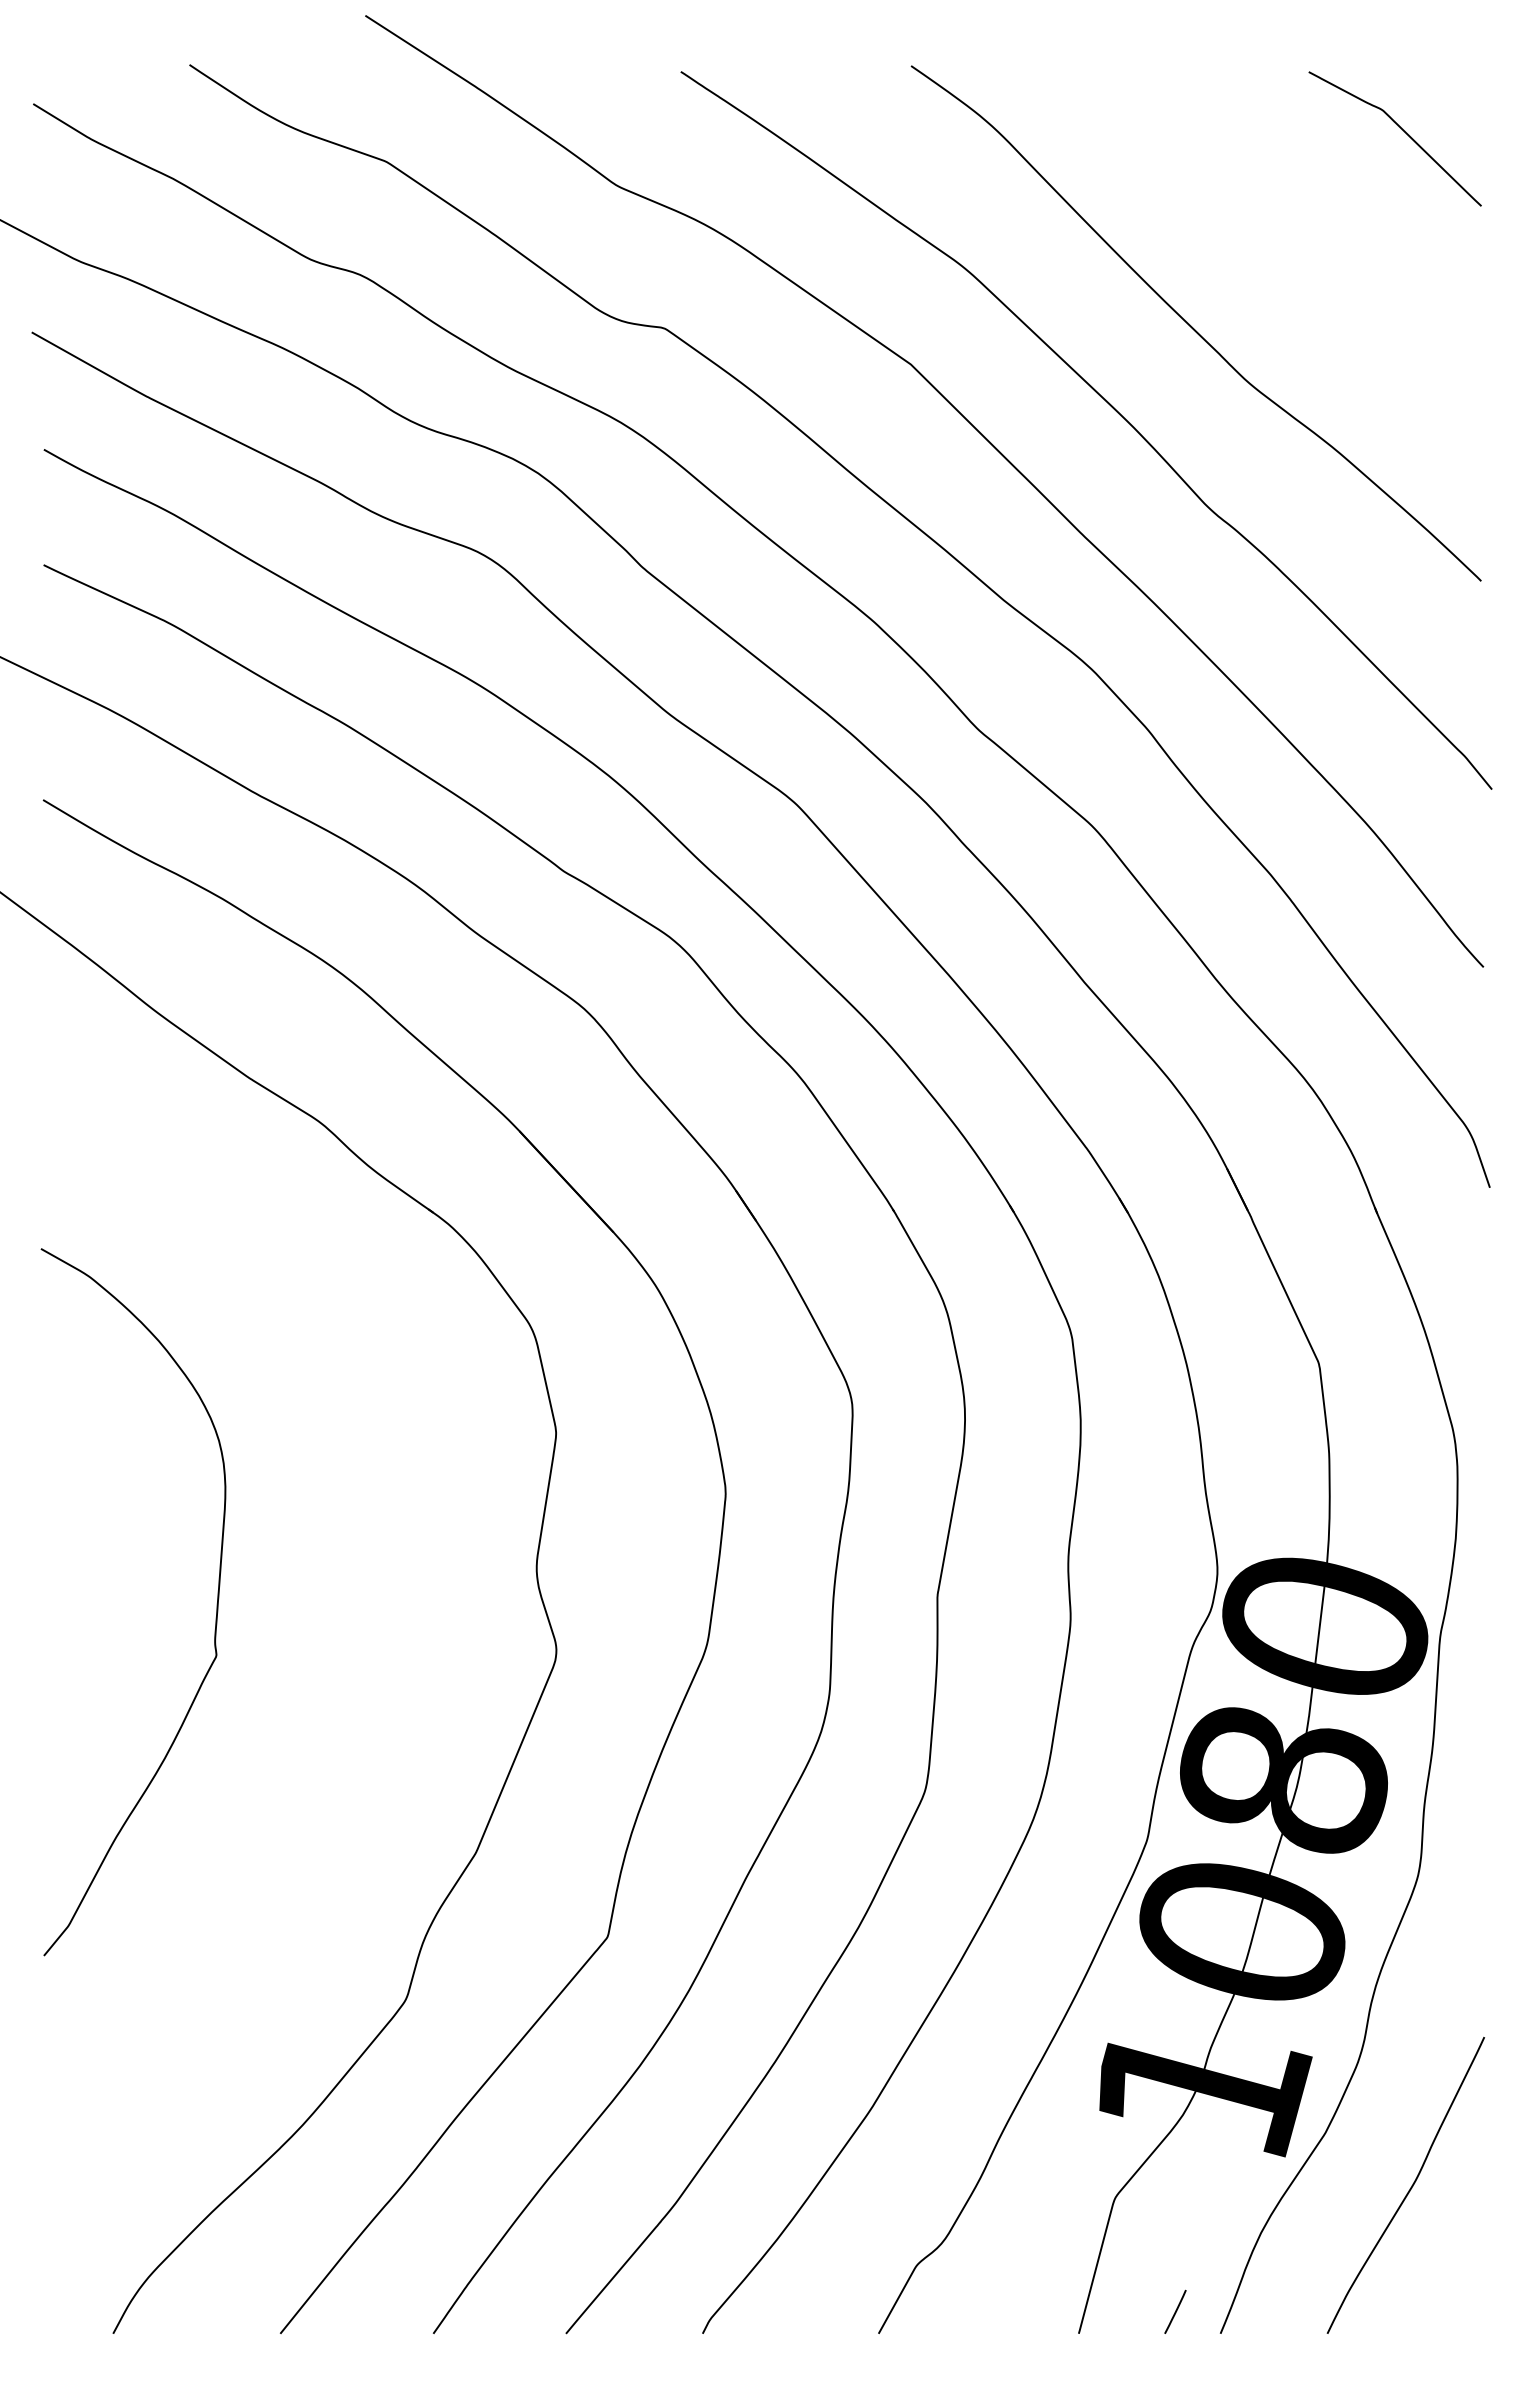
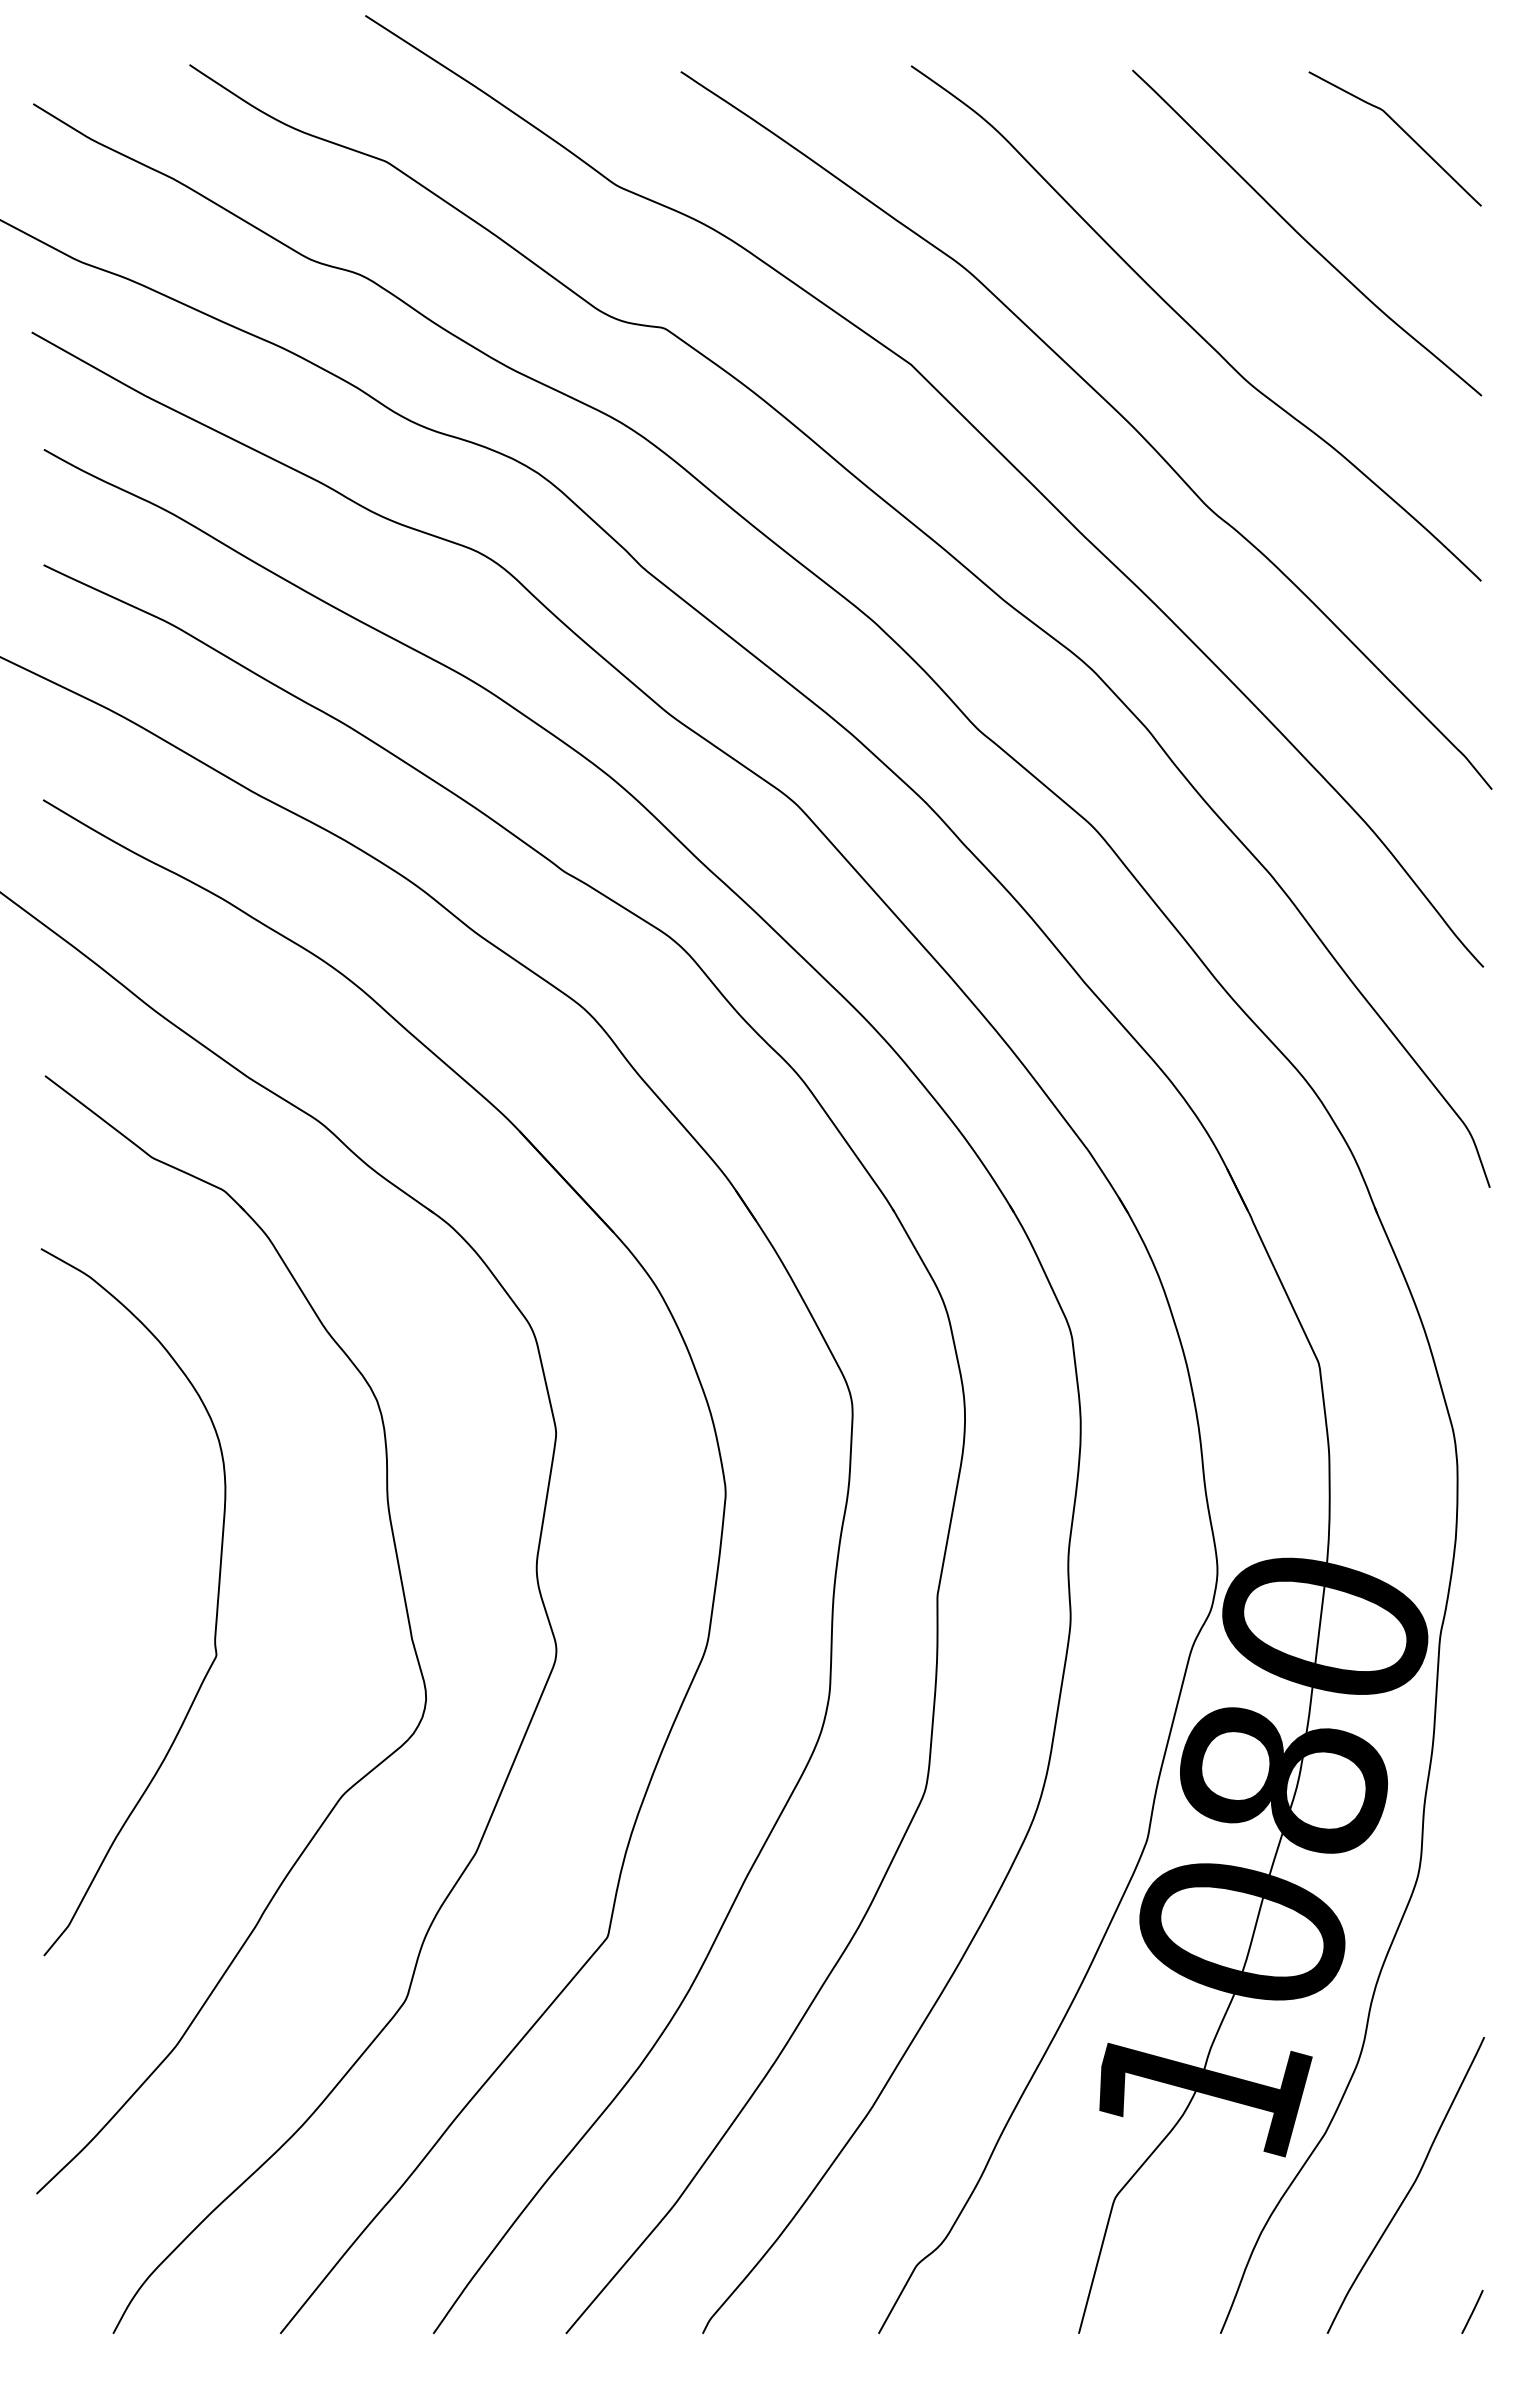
curve: none -> present (1302, 236)
part: none -> present (403, 1598)
line position: (1175, 2311) -> (1472, 2311) (1472, 2311)
